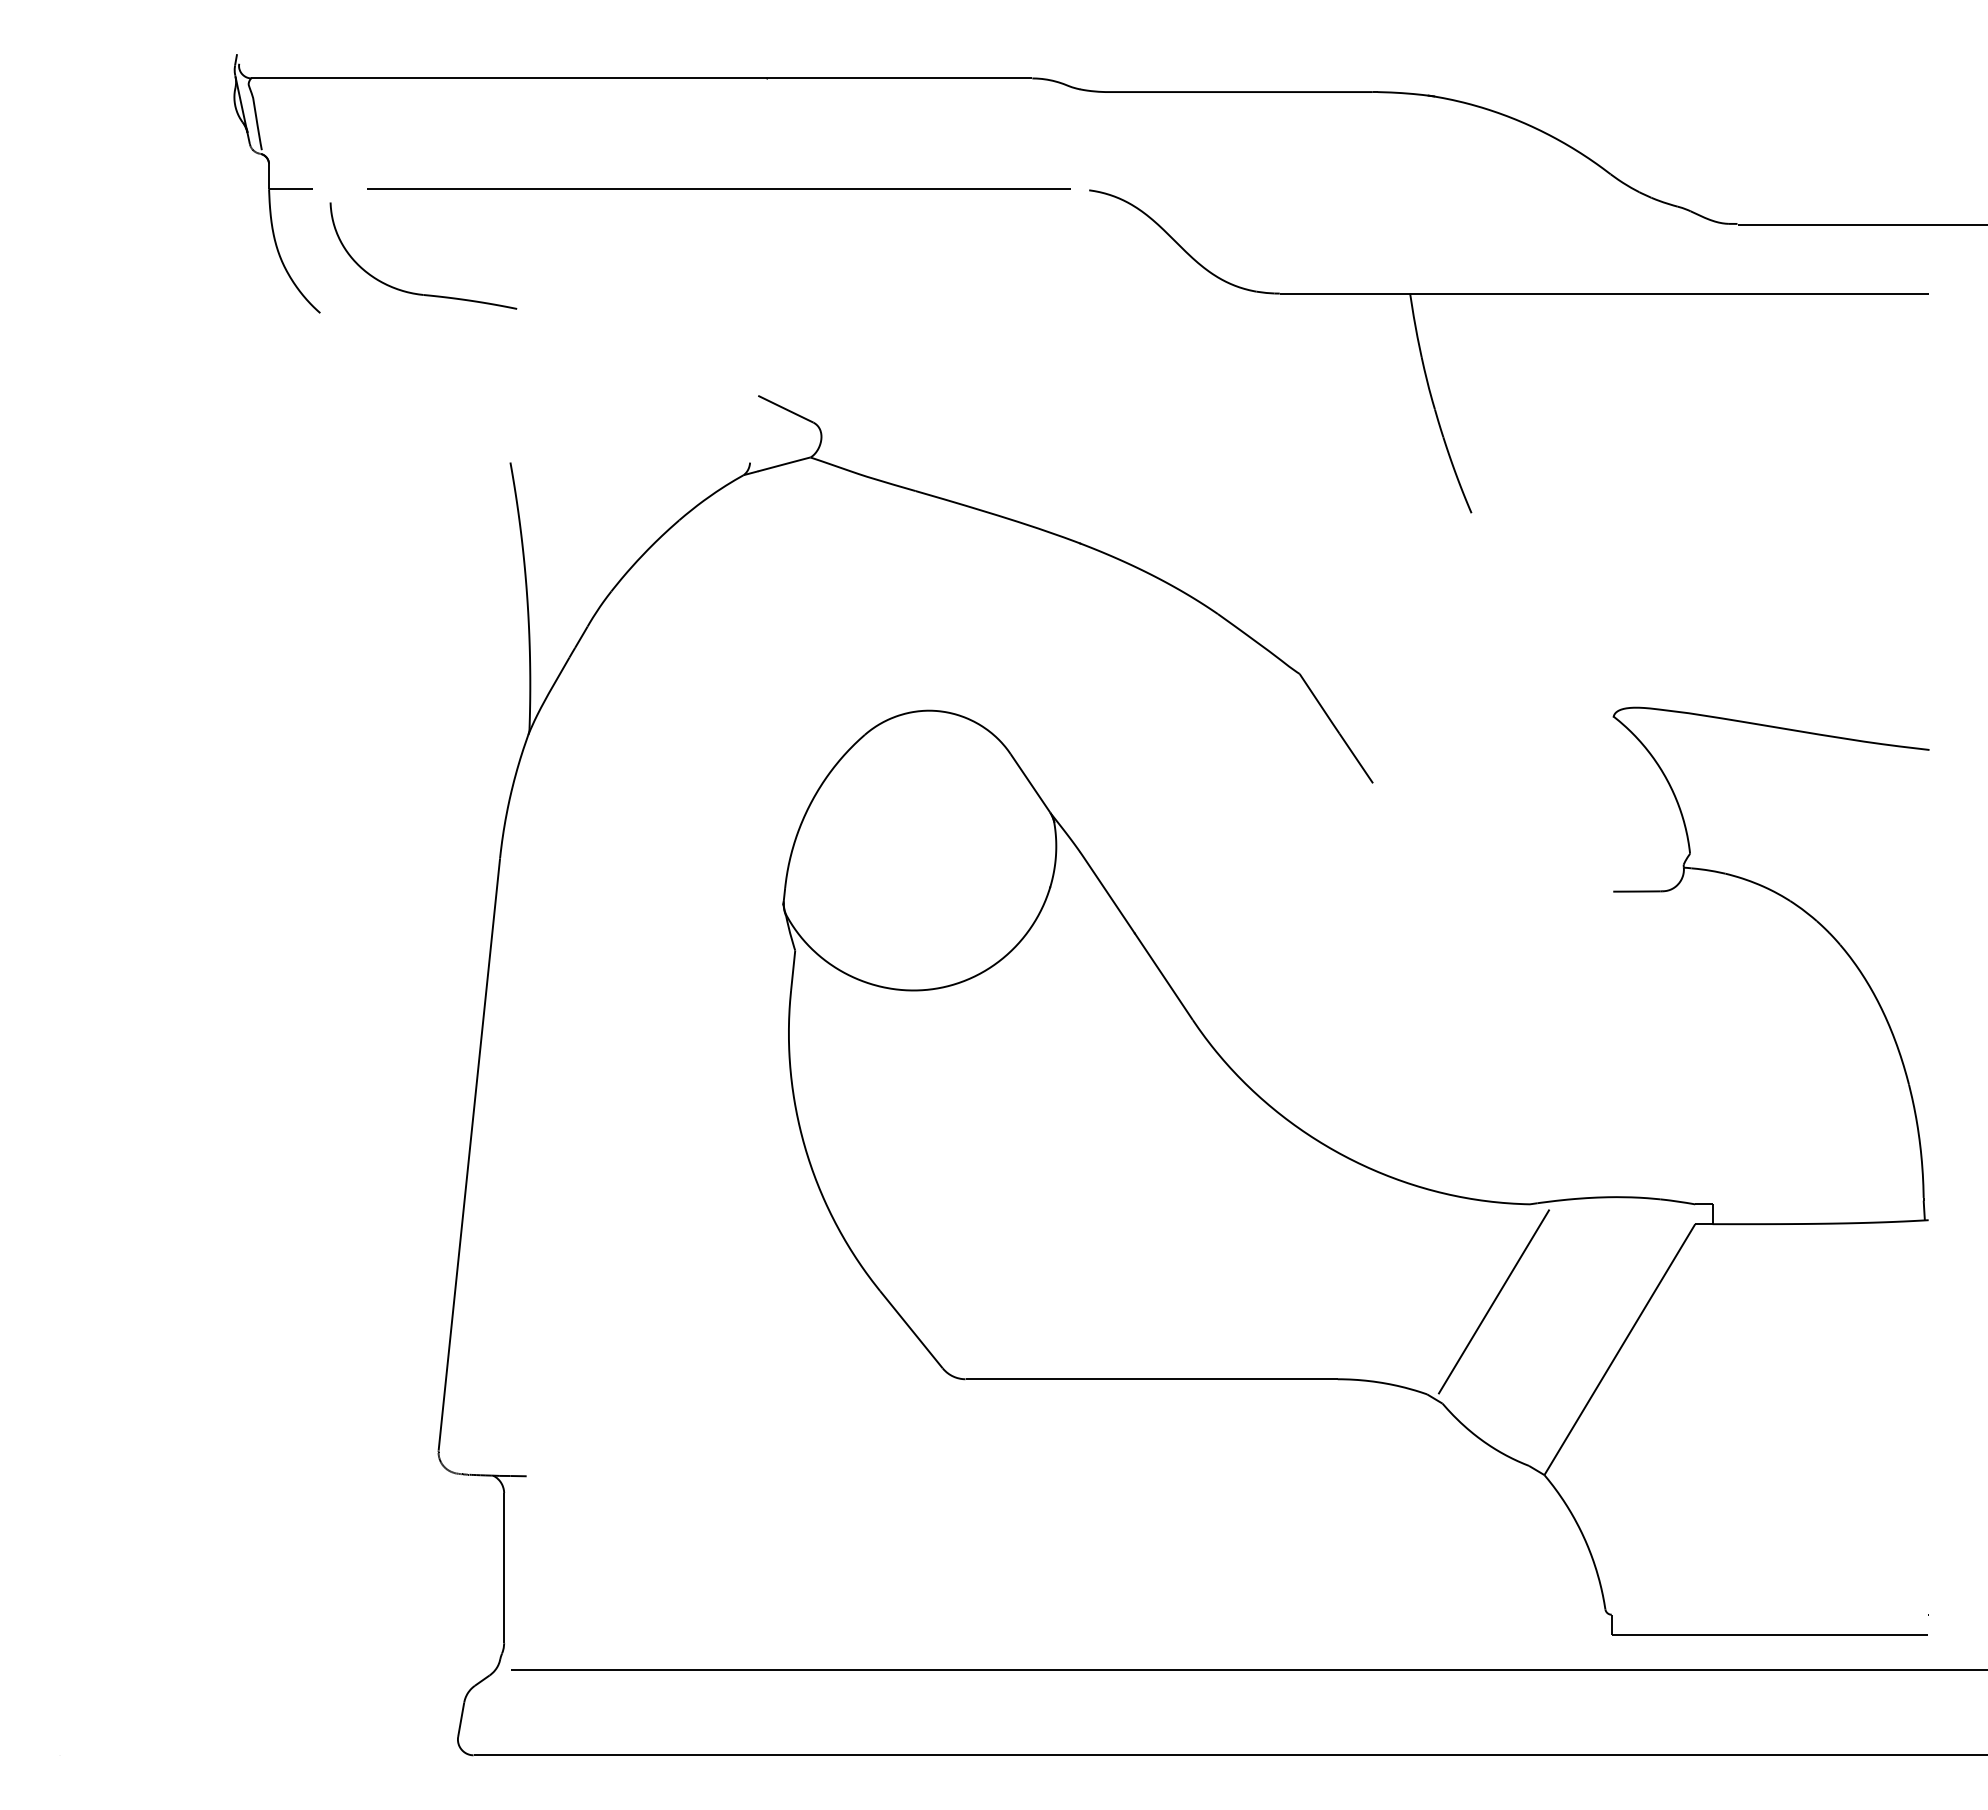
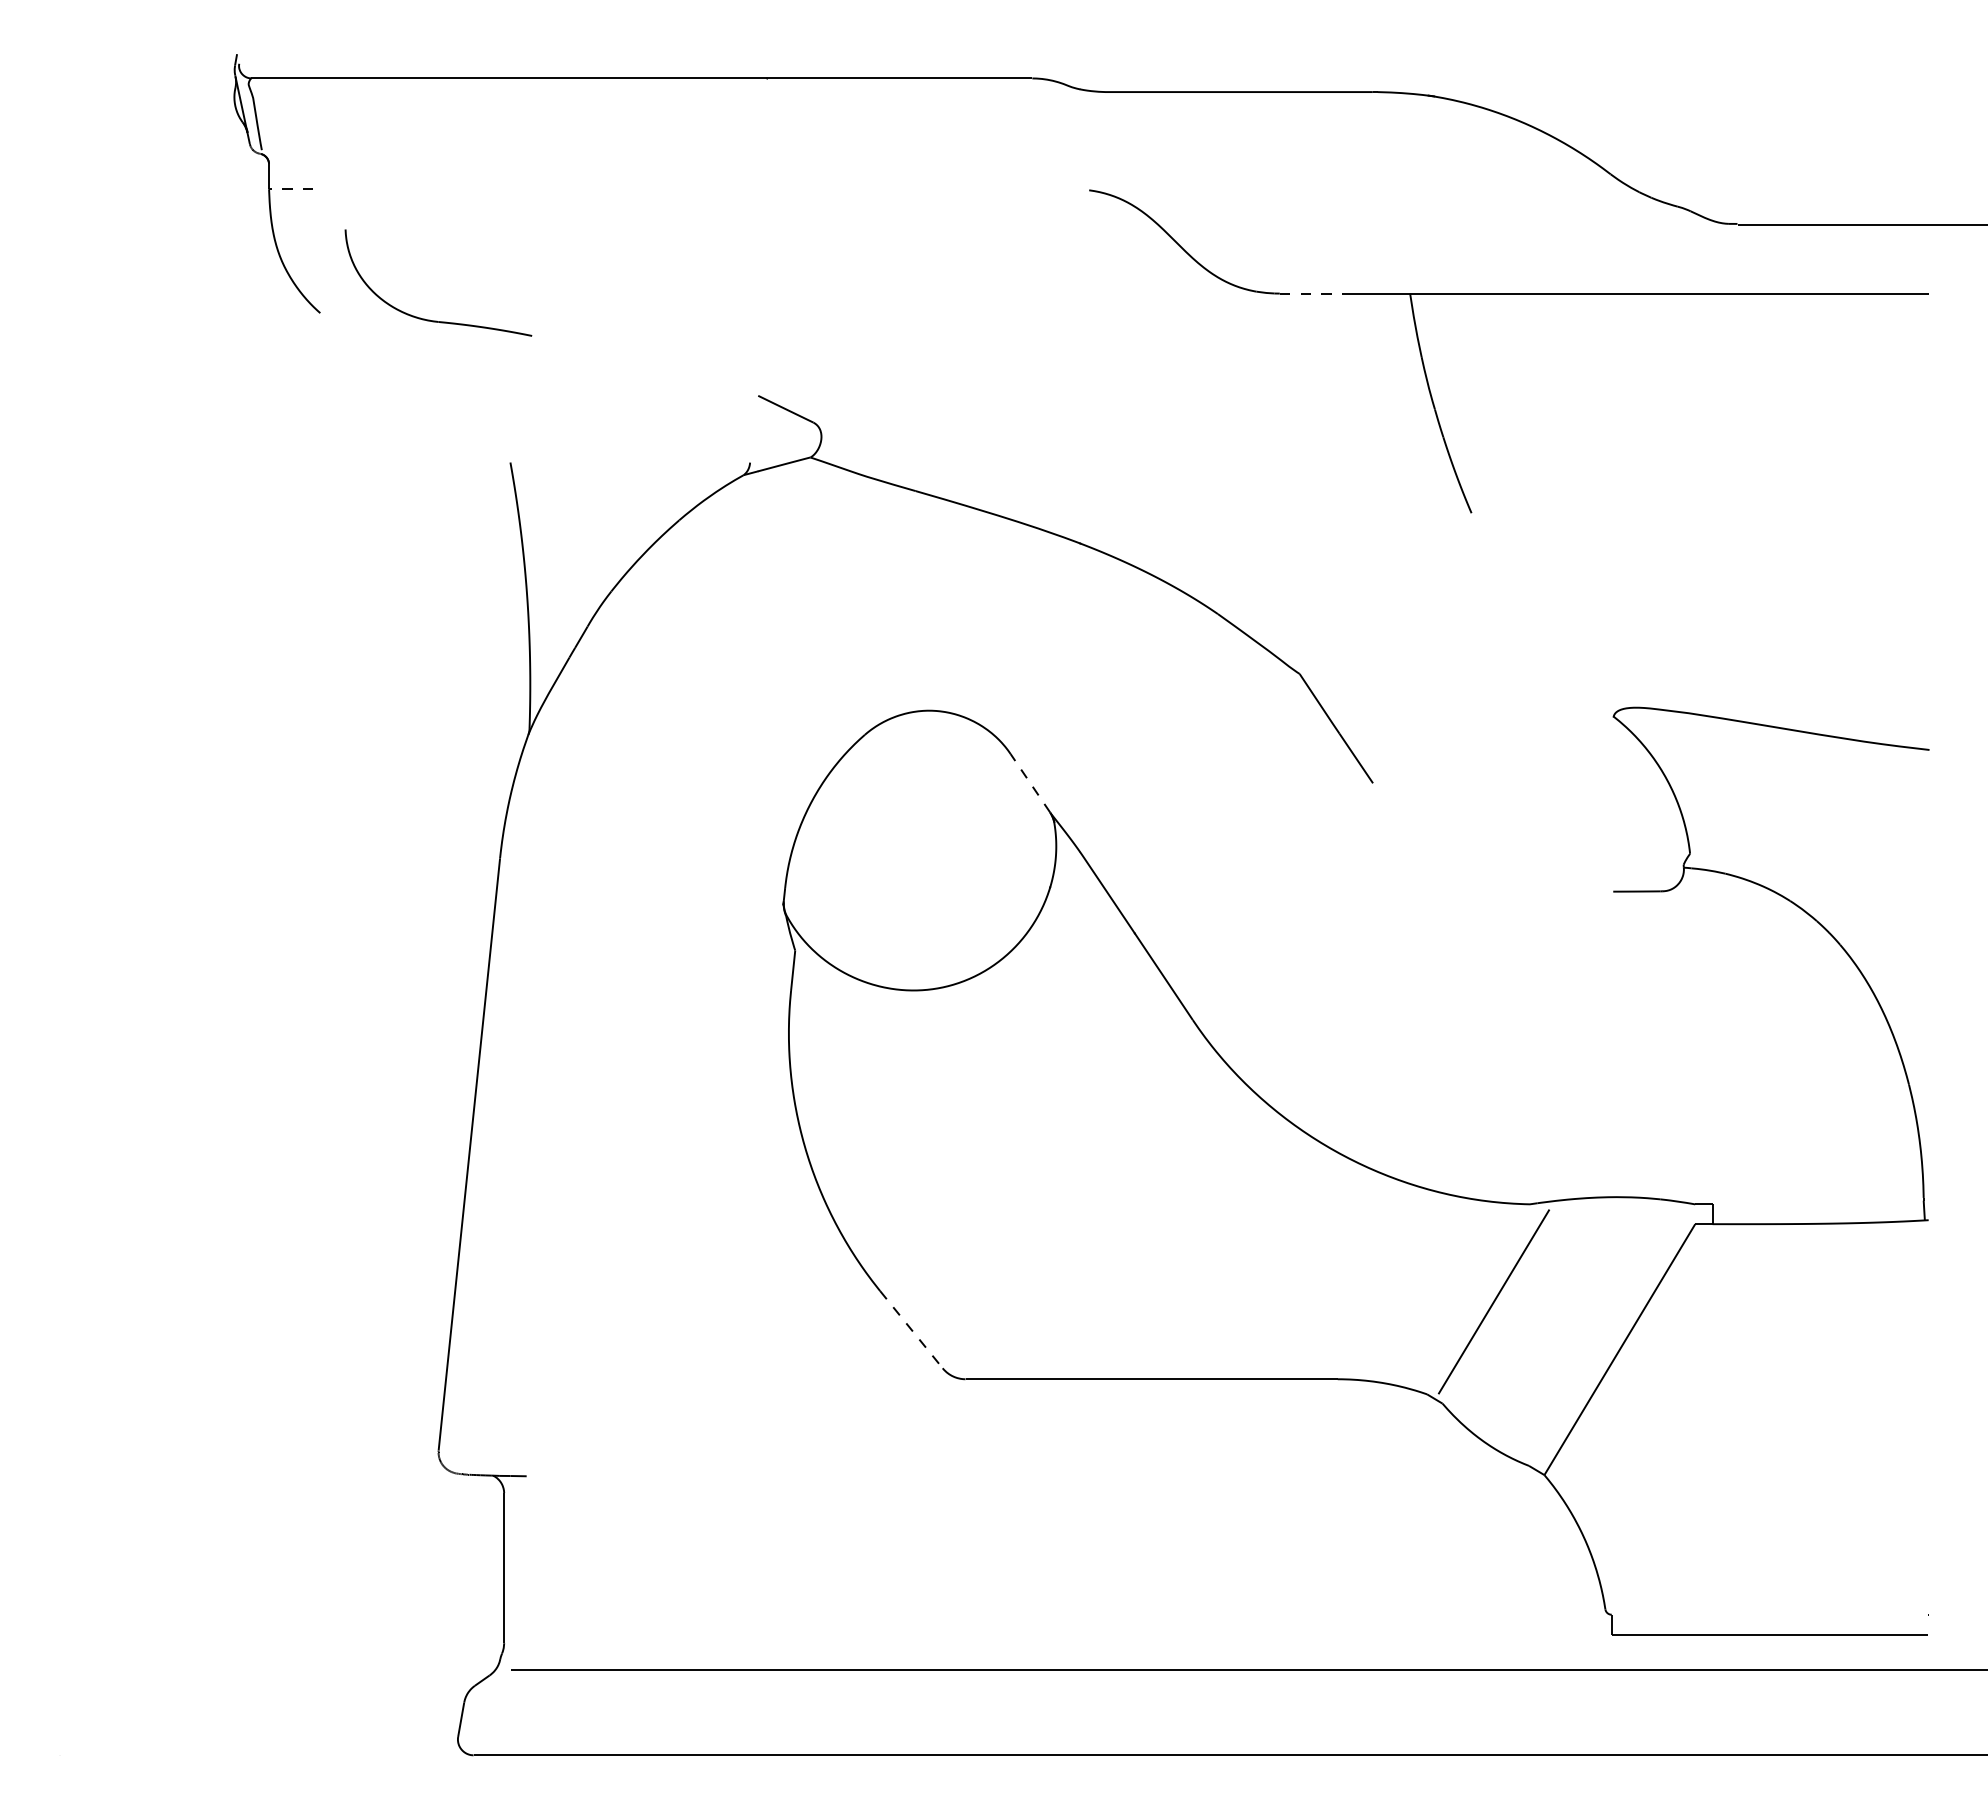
line: present -> none (718, 188)
line: solid -> dashed (290, 189)
part position: (421, 293) -> (436, 320) (436, 320)
line: solid -> dashed (1314, 293)
line: solid -> dashed (1030, 782)
line: solid -> dashed (911, 1329)
